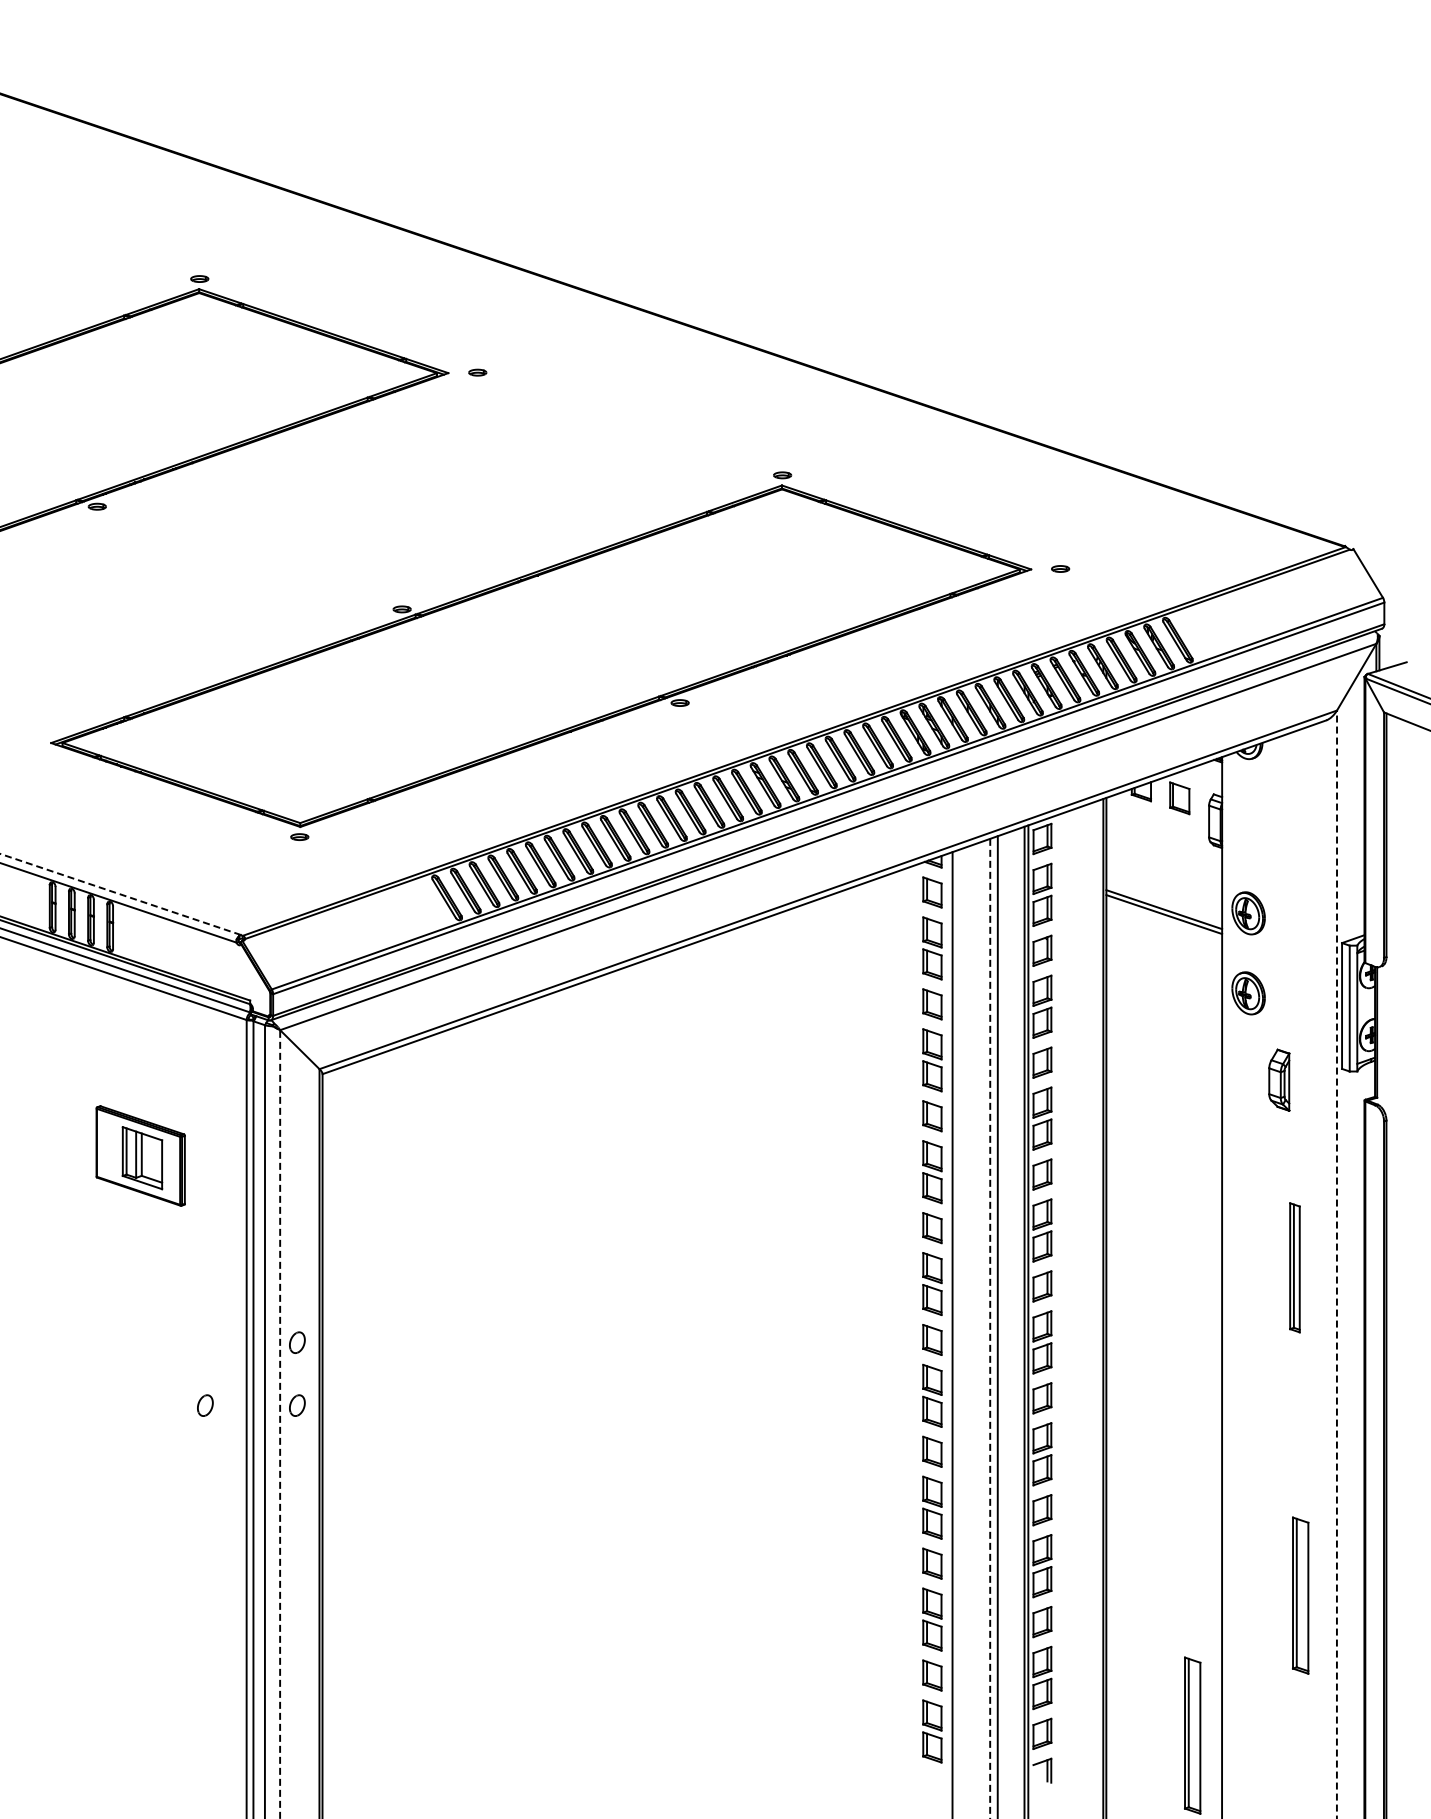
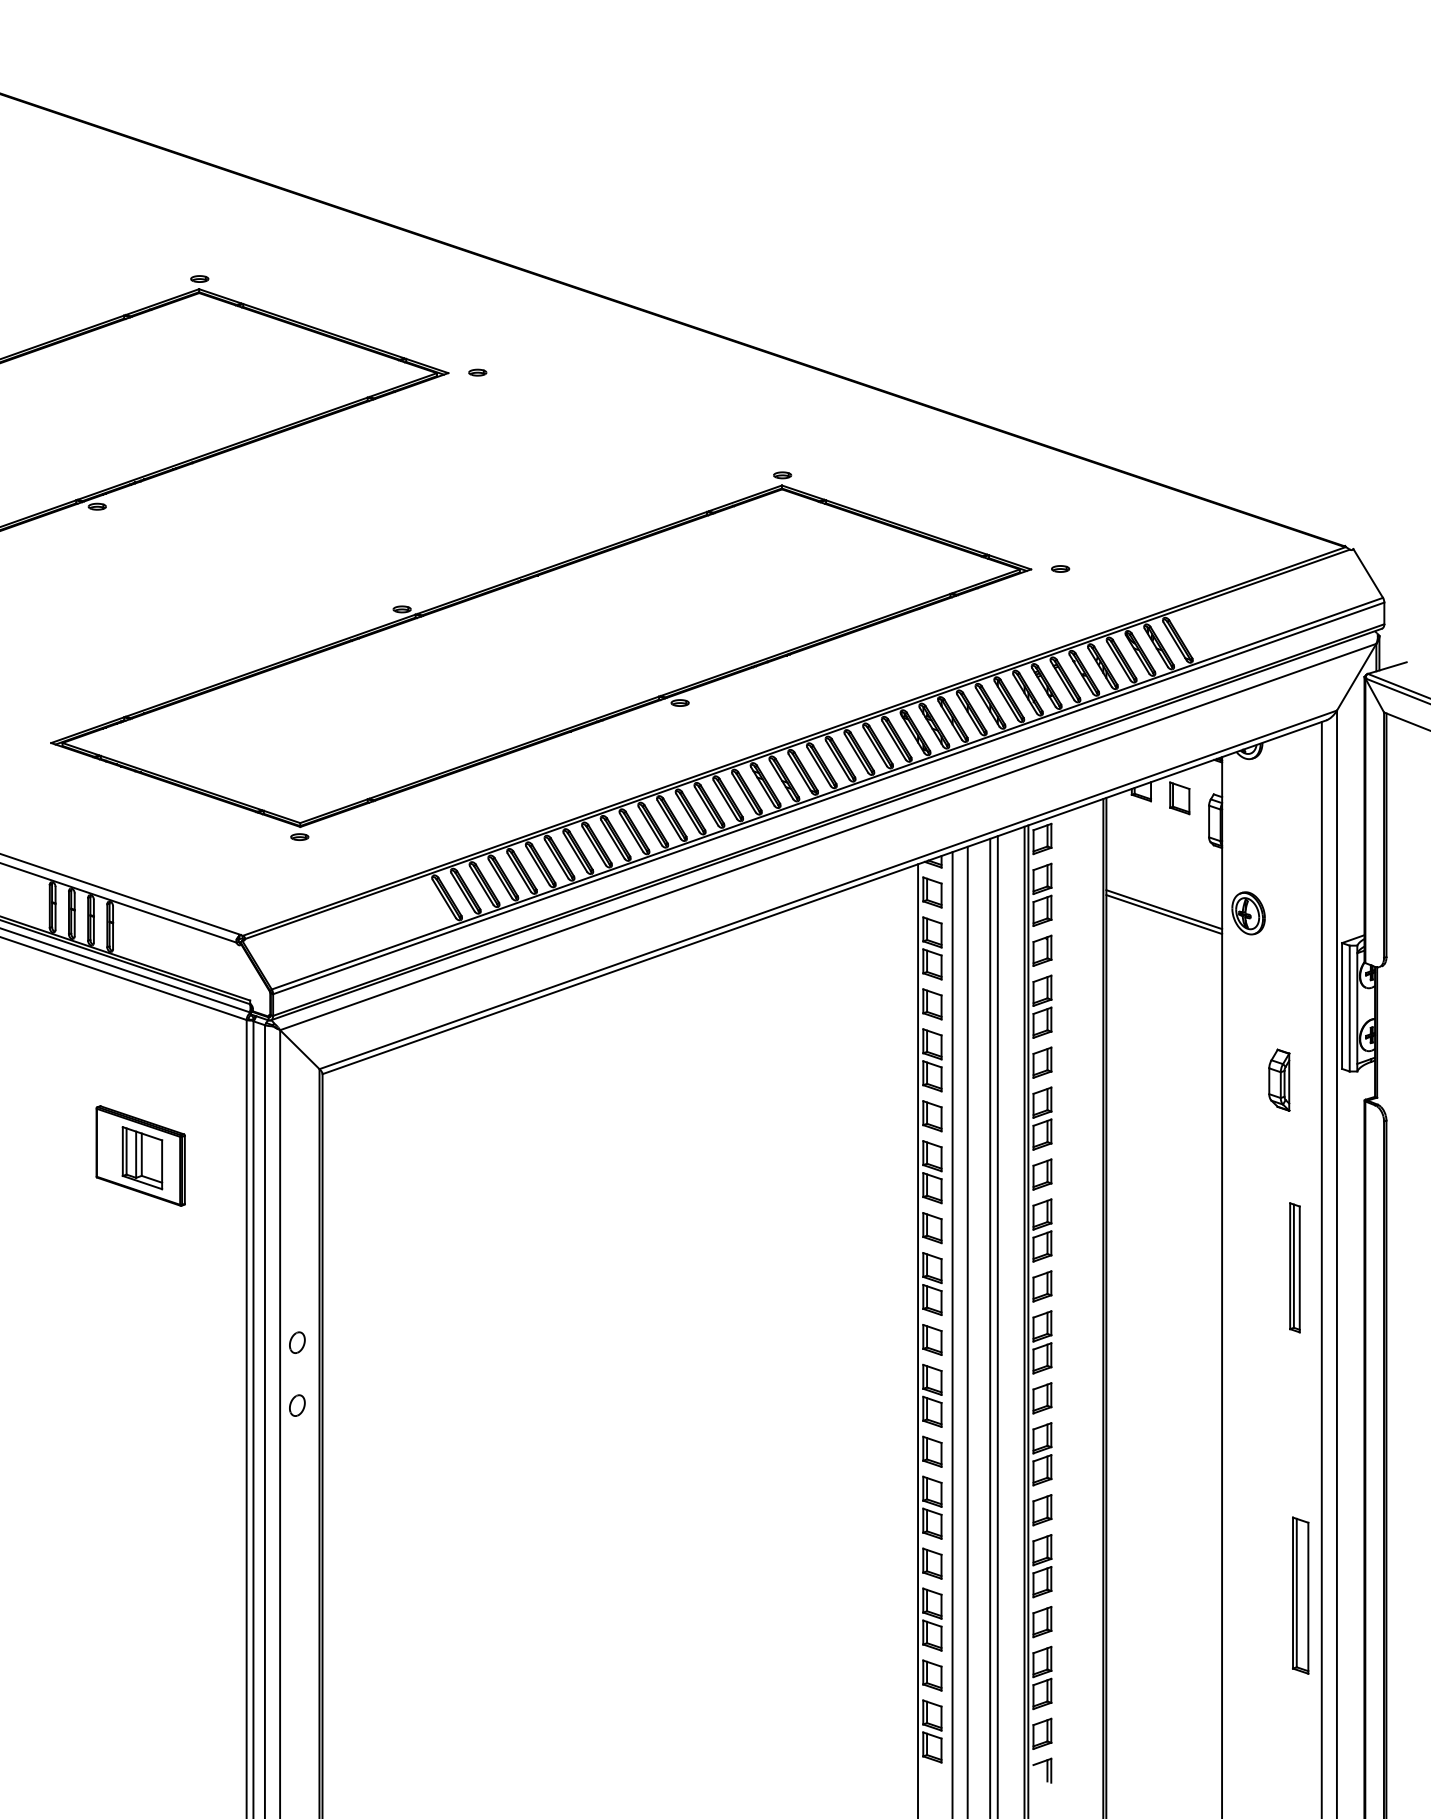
line: dashed -> solid (120, 894)
part: present -> none (1248, 993)
line: dashed -> solid (1336, 1264)
line: none -> present (1321, 1268)
line: dashed -> solid (990, 1328)
line: none -> present (967, 1330)
line: none -> present (918, 1339)
part: present -> none (205, 1405)
line: dashed -> solid (280, 1424)
part: present -> none (1192, 1735)
